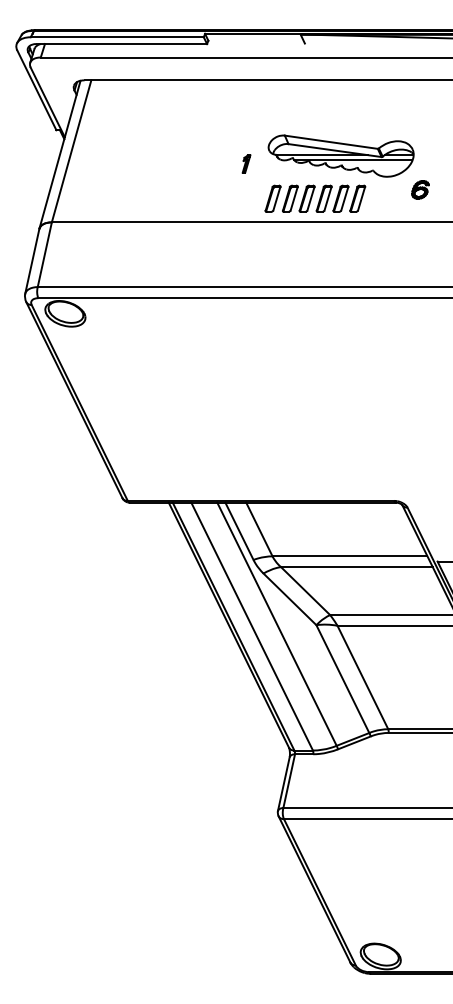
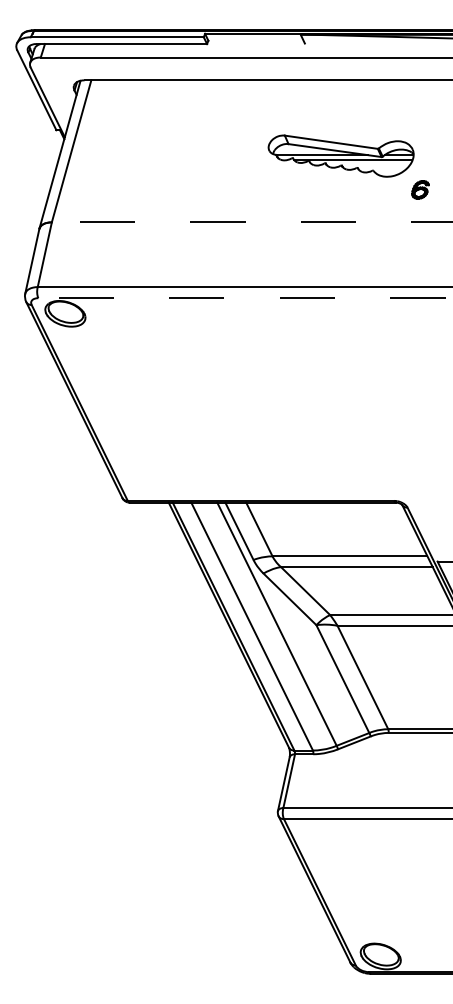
part: present -> none (246, 163)
part: present -> none (315, 198)
line: solid -> dashed (251, 222)
line: solid -> dashed (245, 298)
